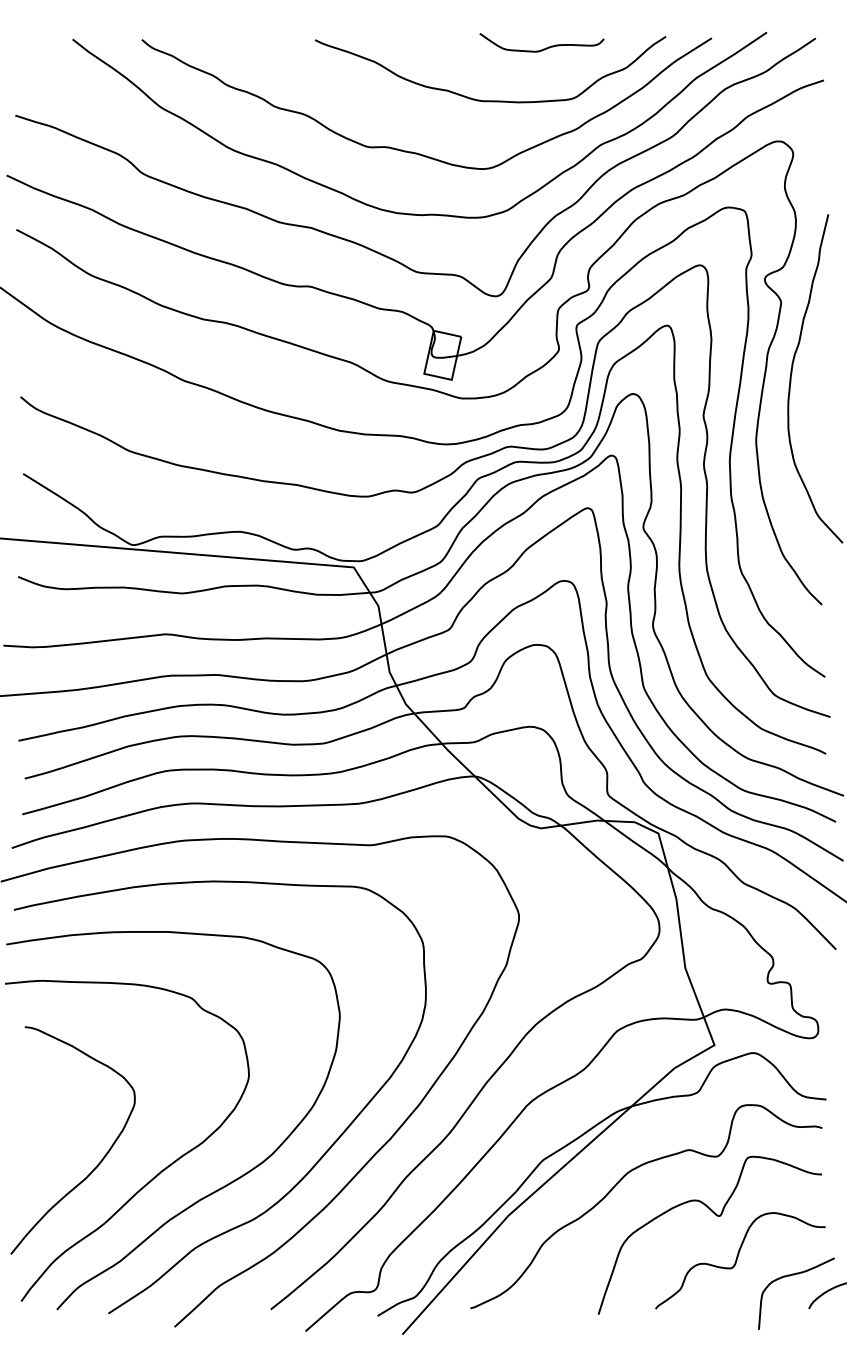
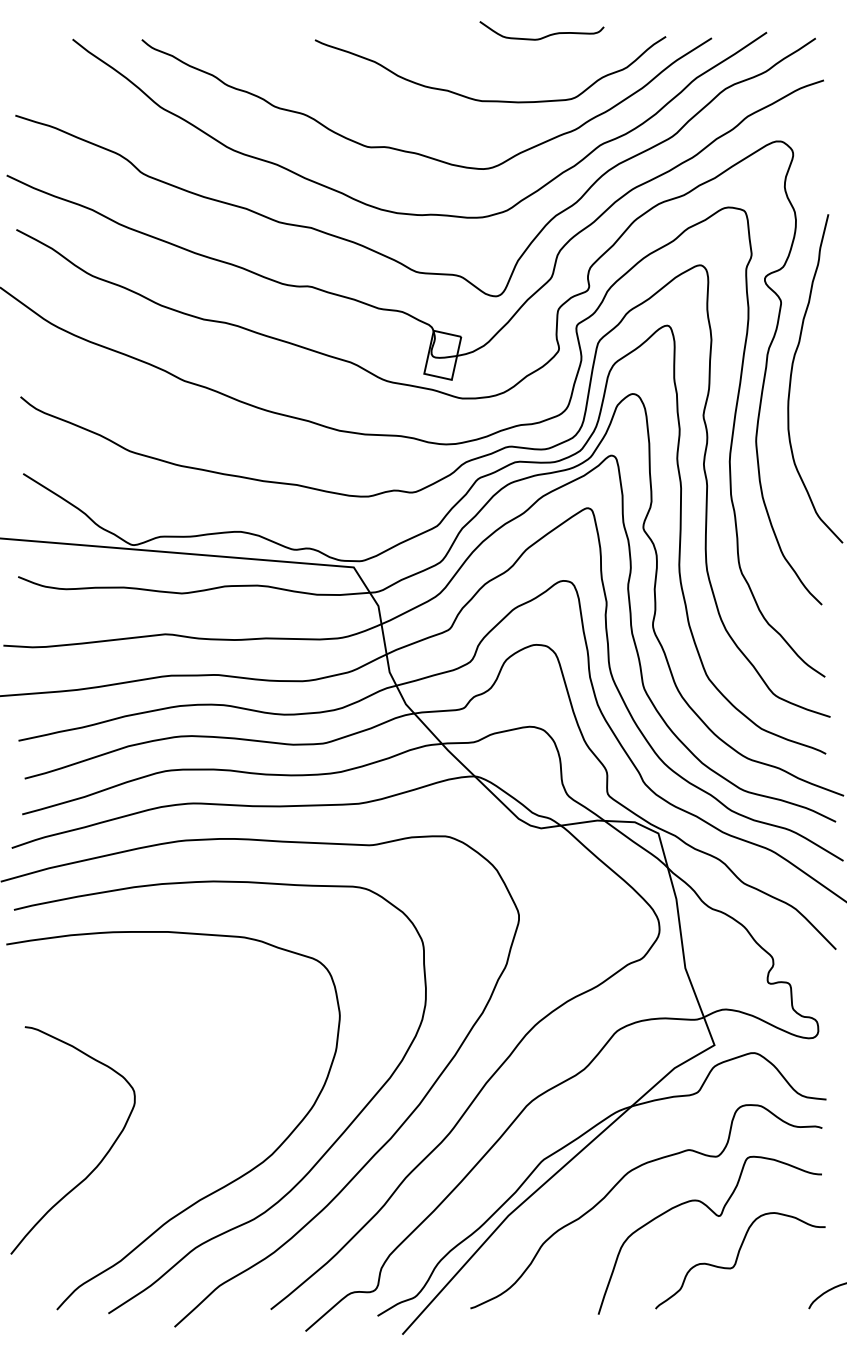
curve position: (543, 48) -> (543, 36) (543, 36)
curve: present -> none (157, 1173)
curve: present -> none (790, 1276)
